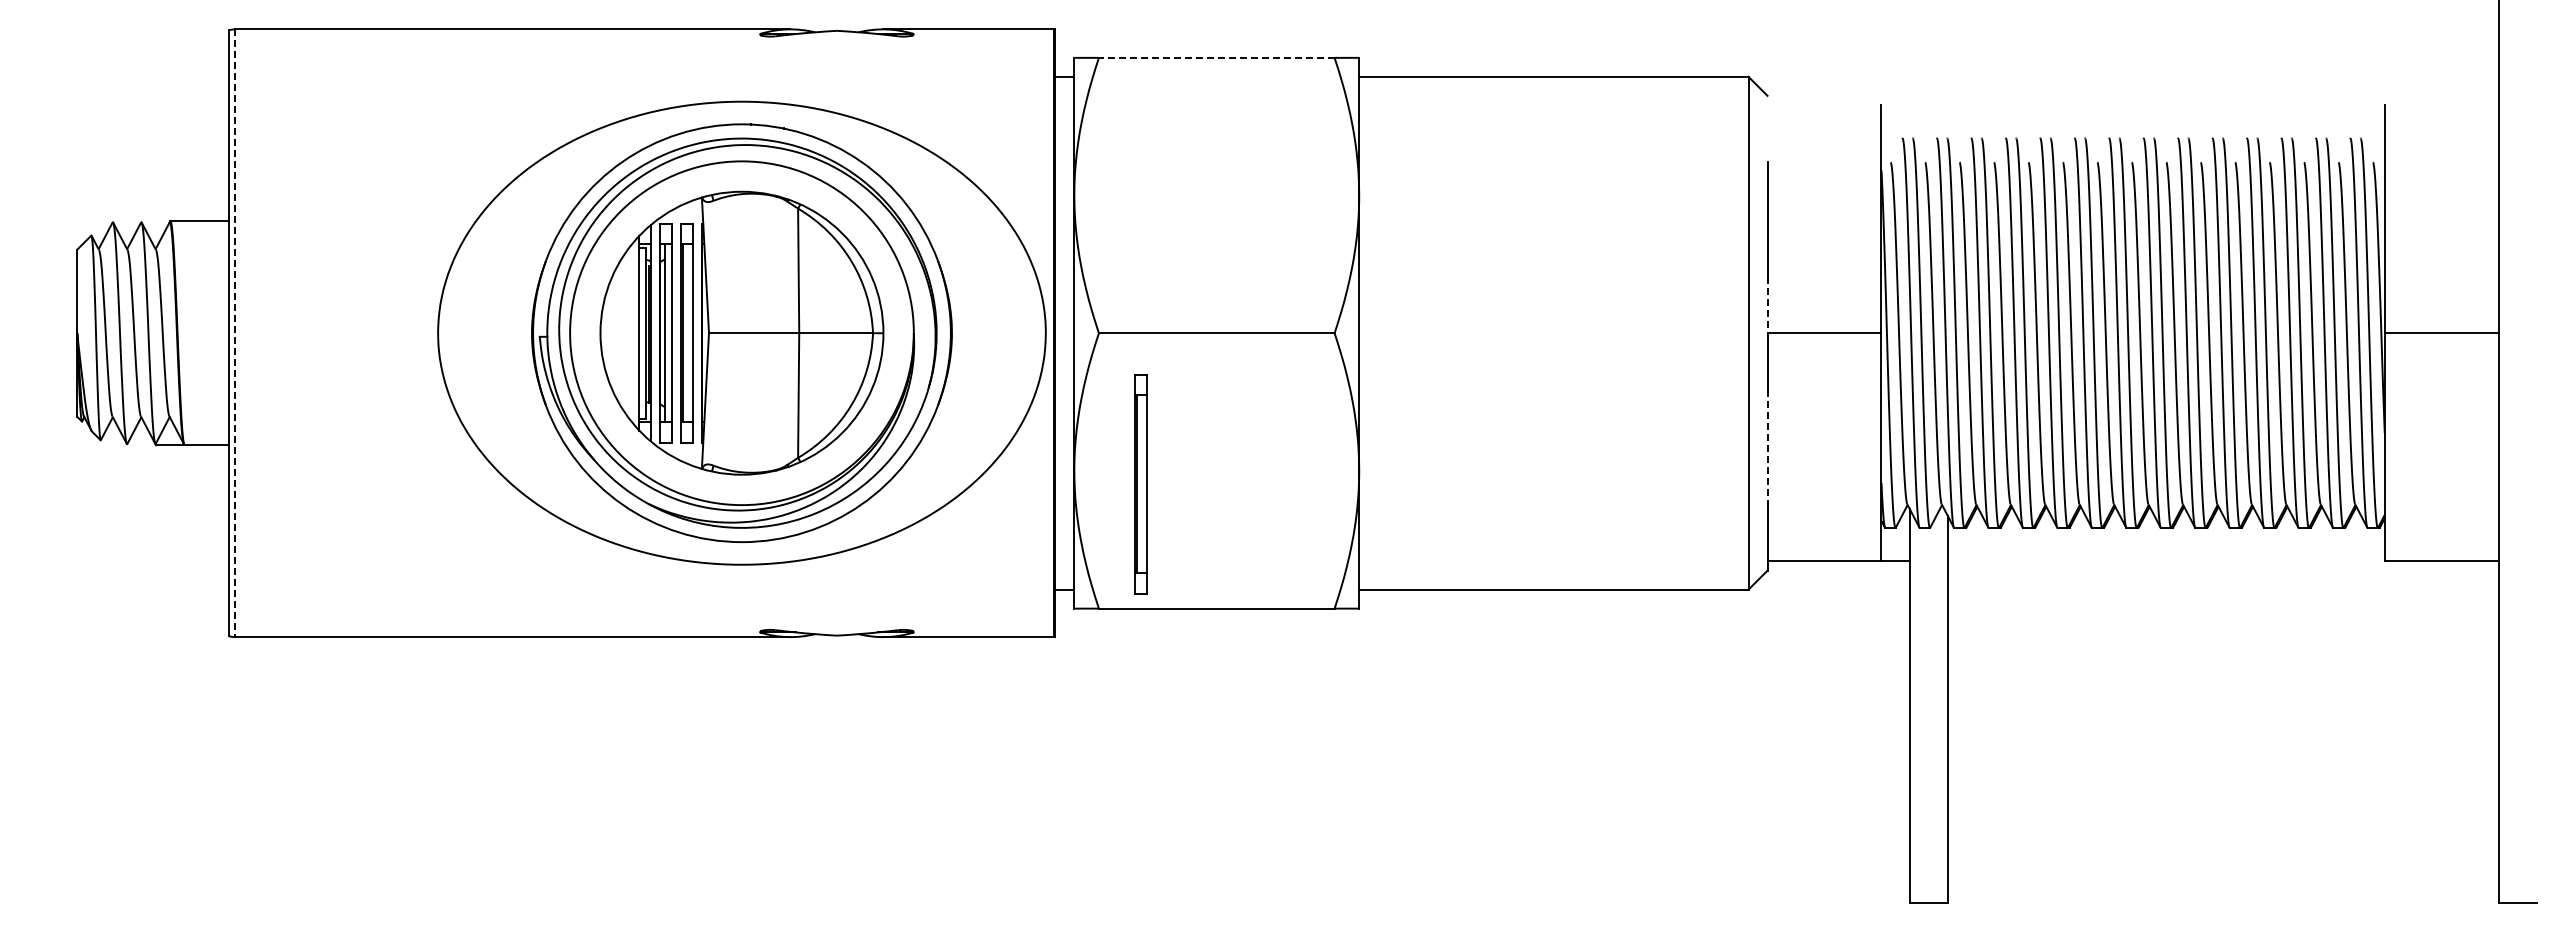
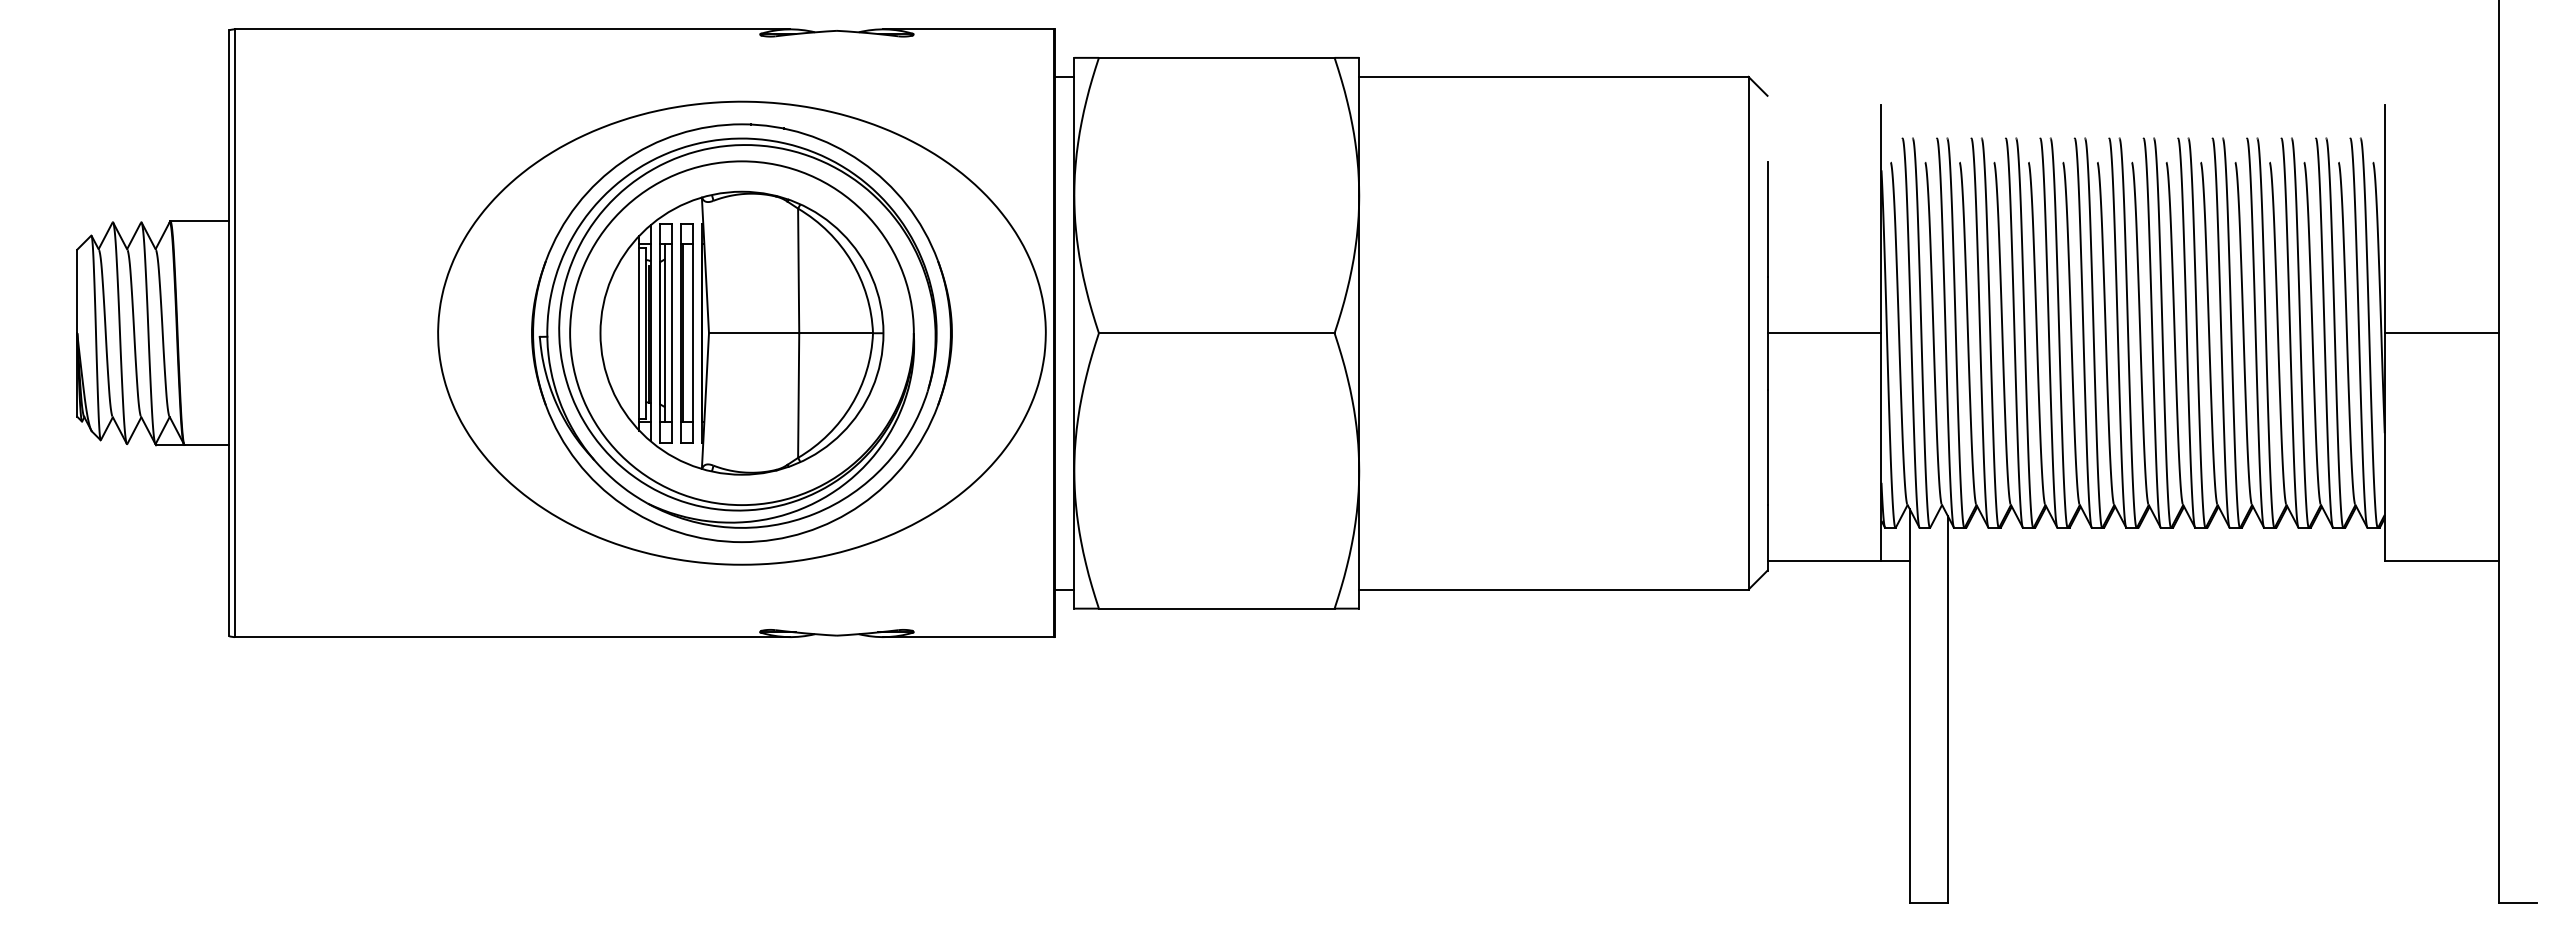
line: dashed -> solid (1216, 57)
line: dashed -> solid (1767, 305)
line: dashed -> solid (235, 333)
line: dashed -> solid (1767, 447)
part: present -> none (1140, 484)
